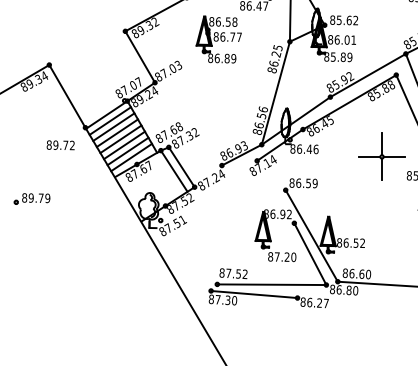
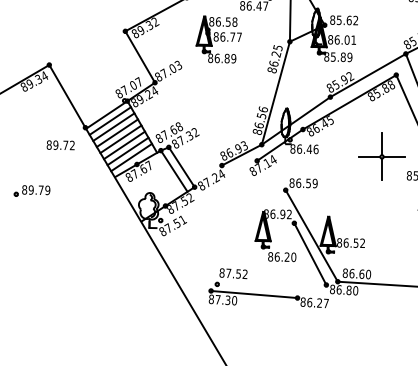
part position: (31, 198) -> (31, 190) (31, 190)
text: 87.20 -> 86.20 (276, 256)
line: present -> none (271, 284)
